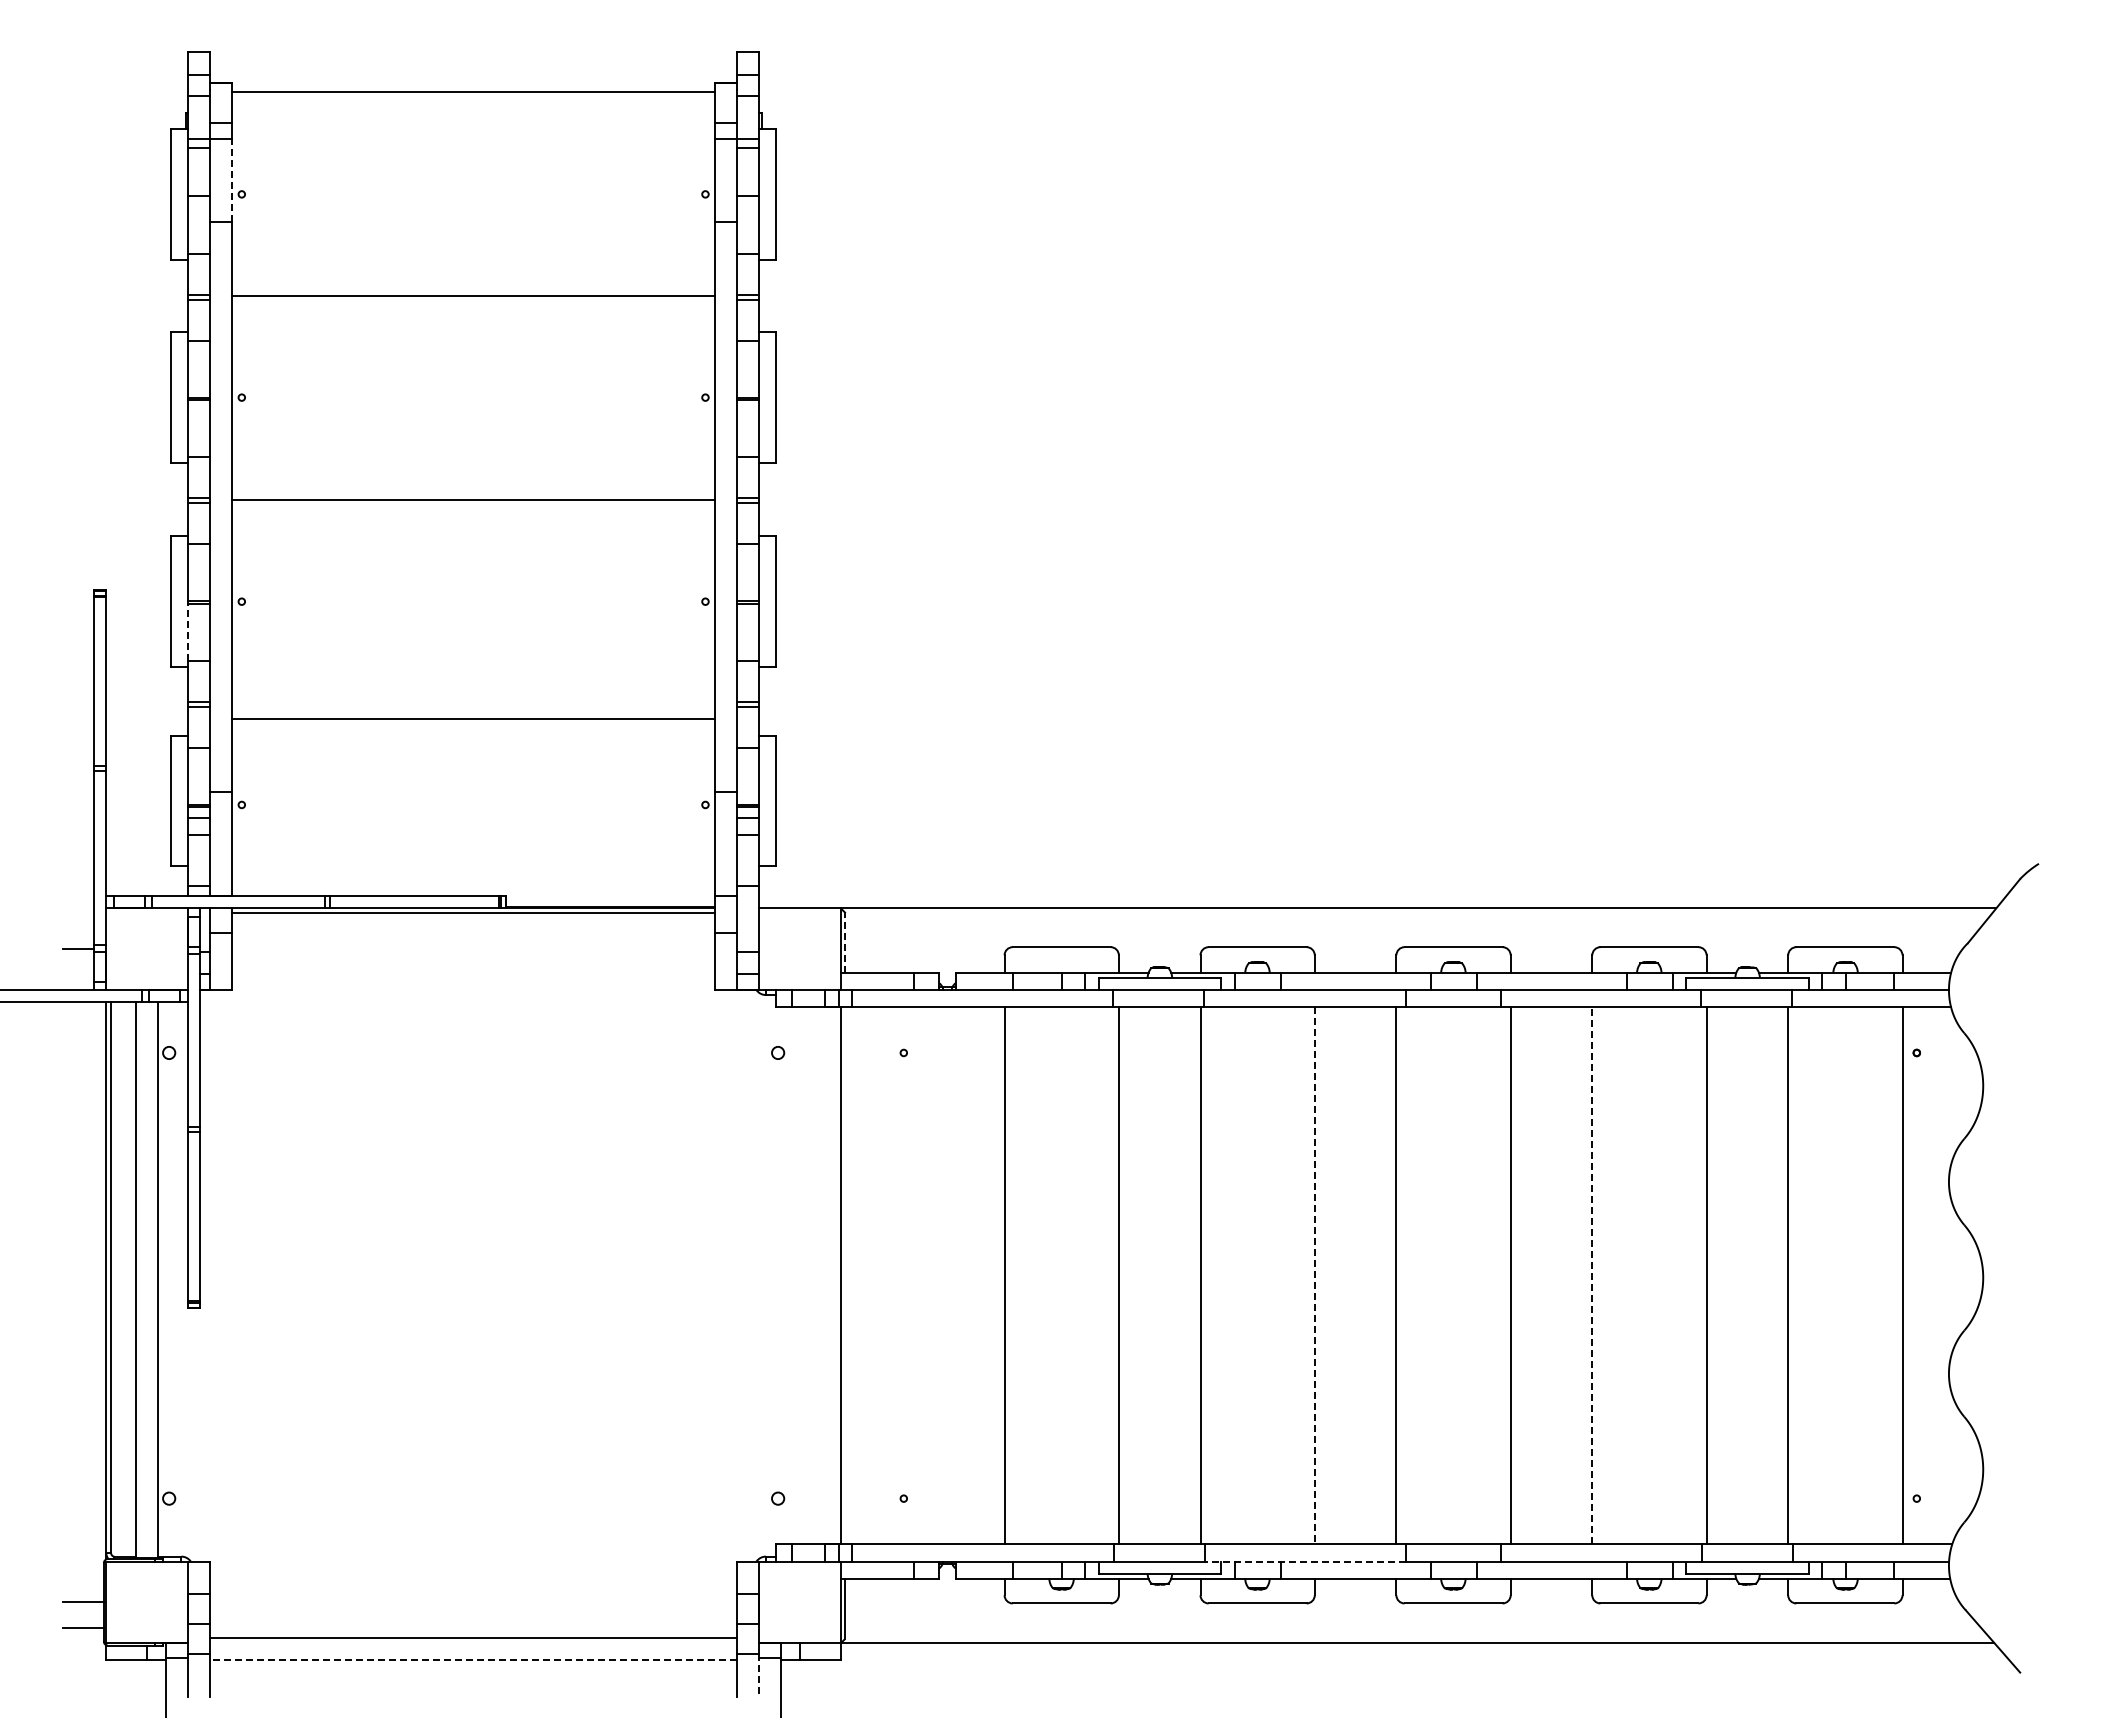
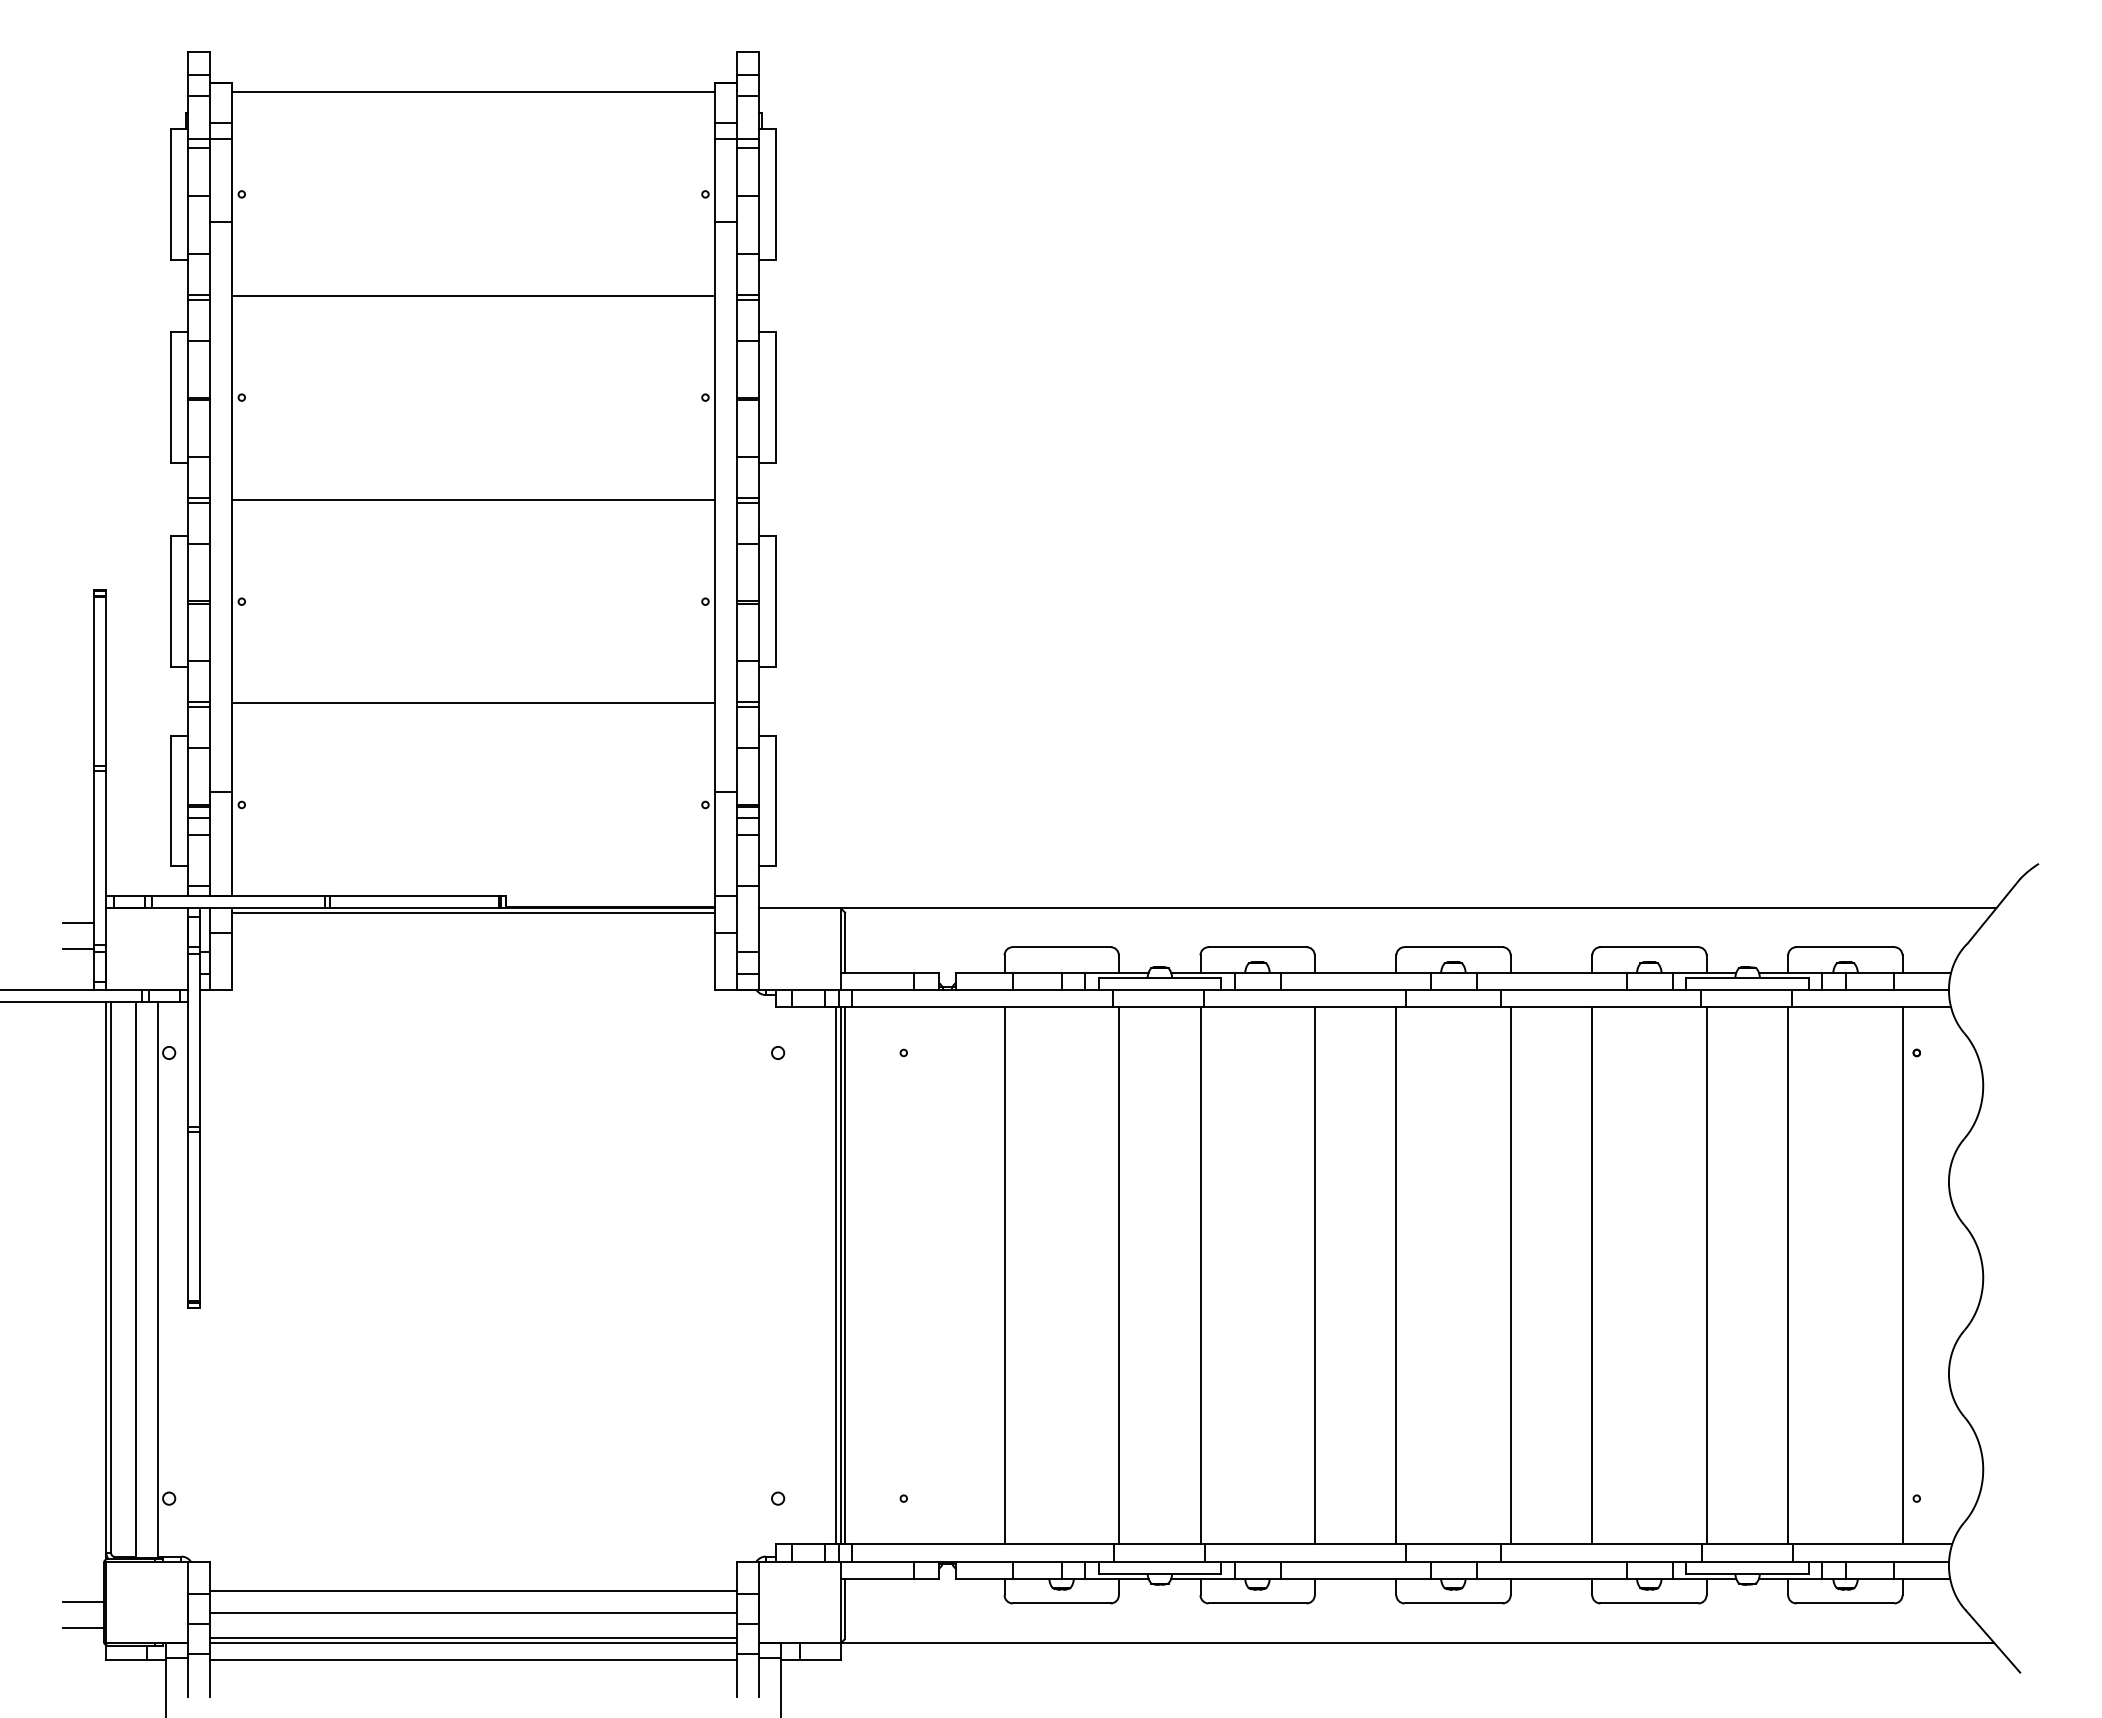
line: dashed -> solid (232, 180)
line: dashed -> solid (187, 632)
line position: (473, 718) -> (473, 702) (473, 702)
line: none -> present (78, 923)
line: dashed -> solid (845, 942)
line: none -> present (836, 1275)
line: none -> present (845, 1275)
line: dashed -> solid (1314, 1275)
line: dashed -> solid (1592, 1275)
line: dashed -> solid (1305, 1561)
line: none -> present (473, 1591)
line: none -> present (473, 1613)
line: none -> present (473, 1643)
line: dashed -> solid (473, 1660)
line: dashed -> solid (759, 1676)
